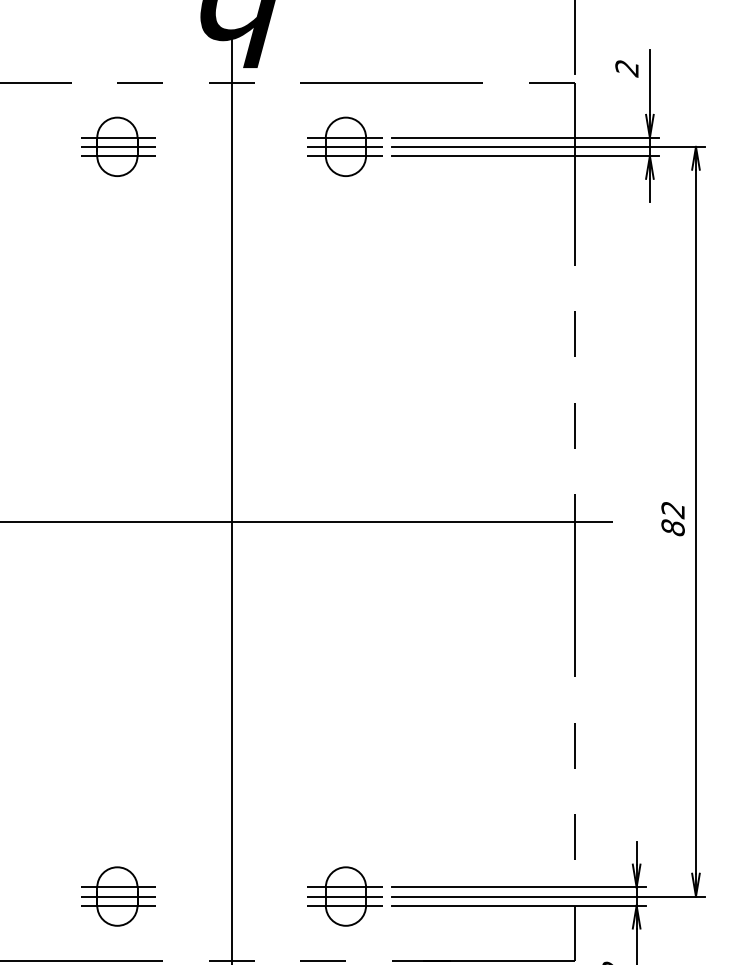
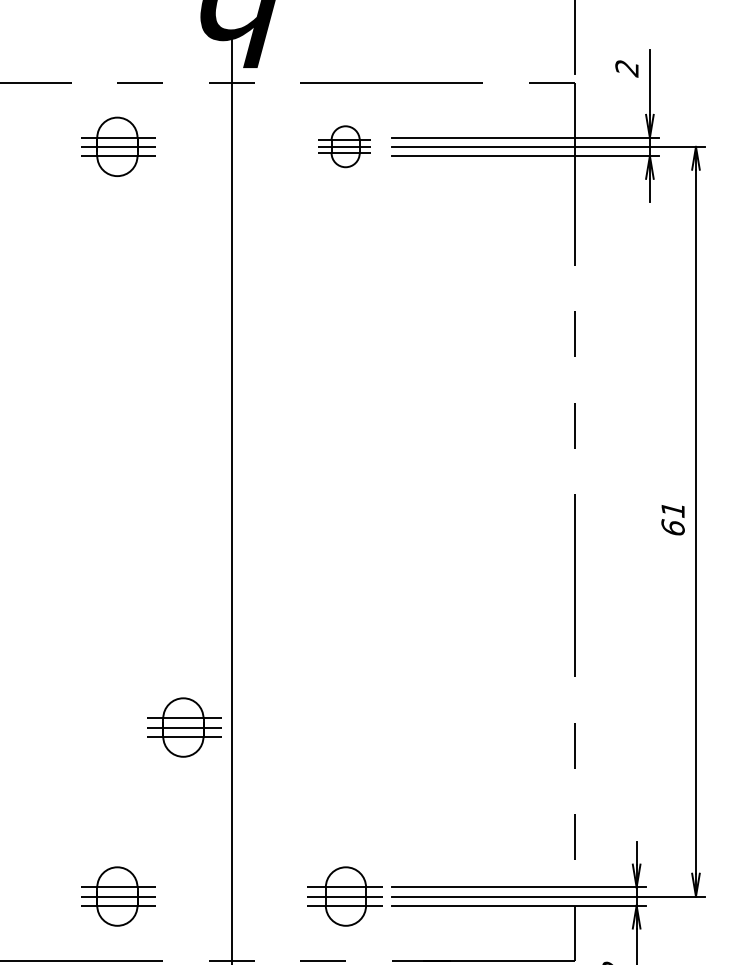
part size: 76x61 px -> 53x44 px (344, 146)
text: 82 -> 61 (672, 519)
line: present -> none (307, 521)
part: none -> present (184, 727)
